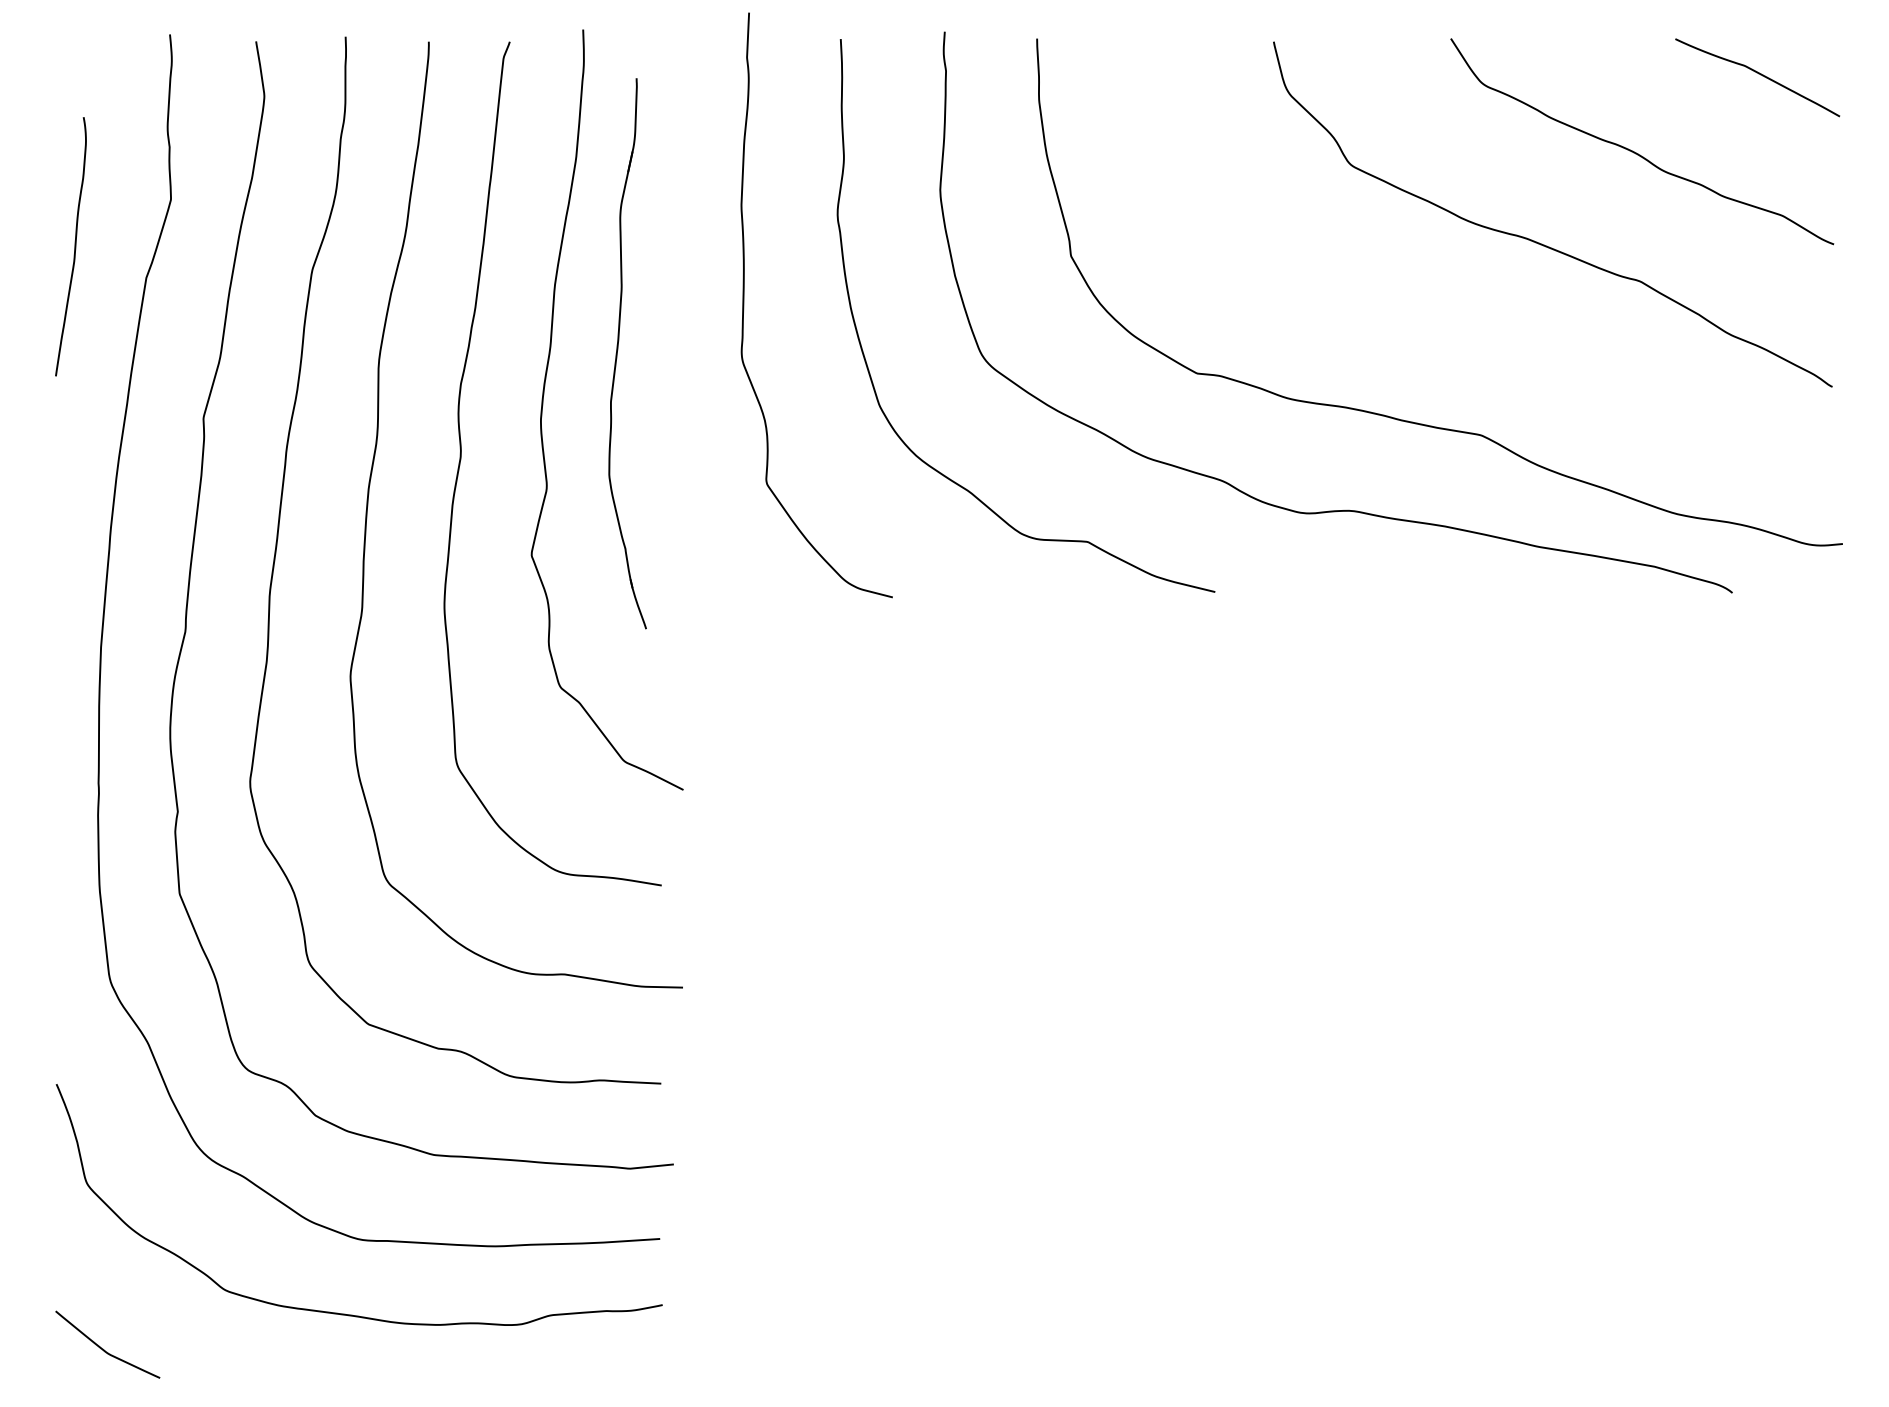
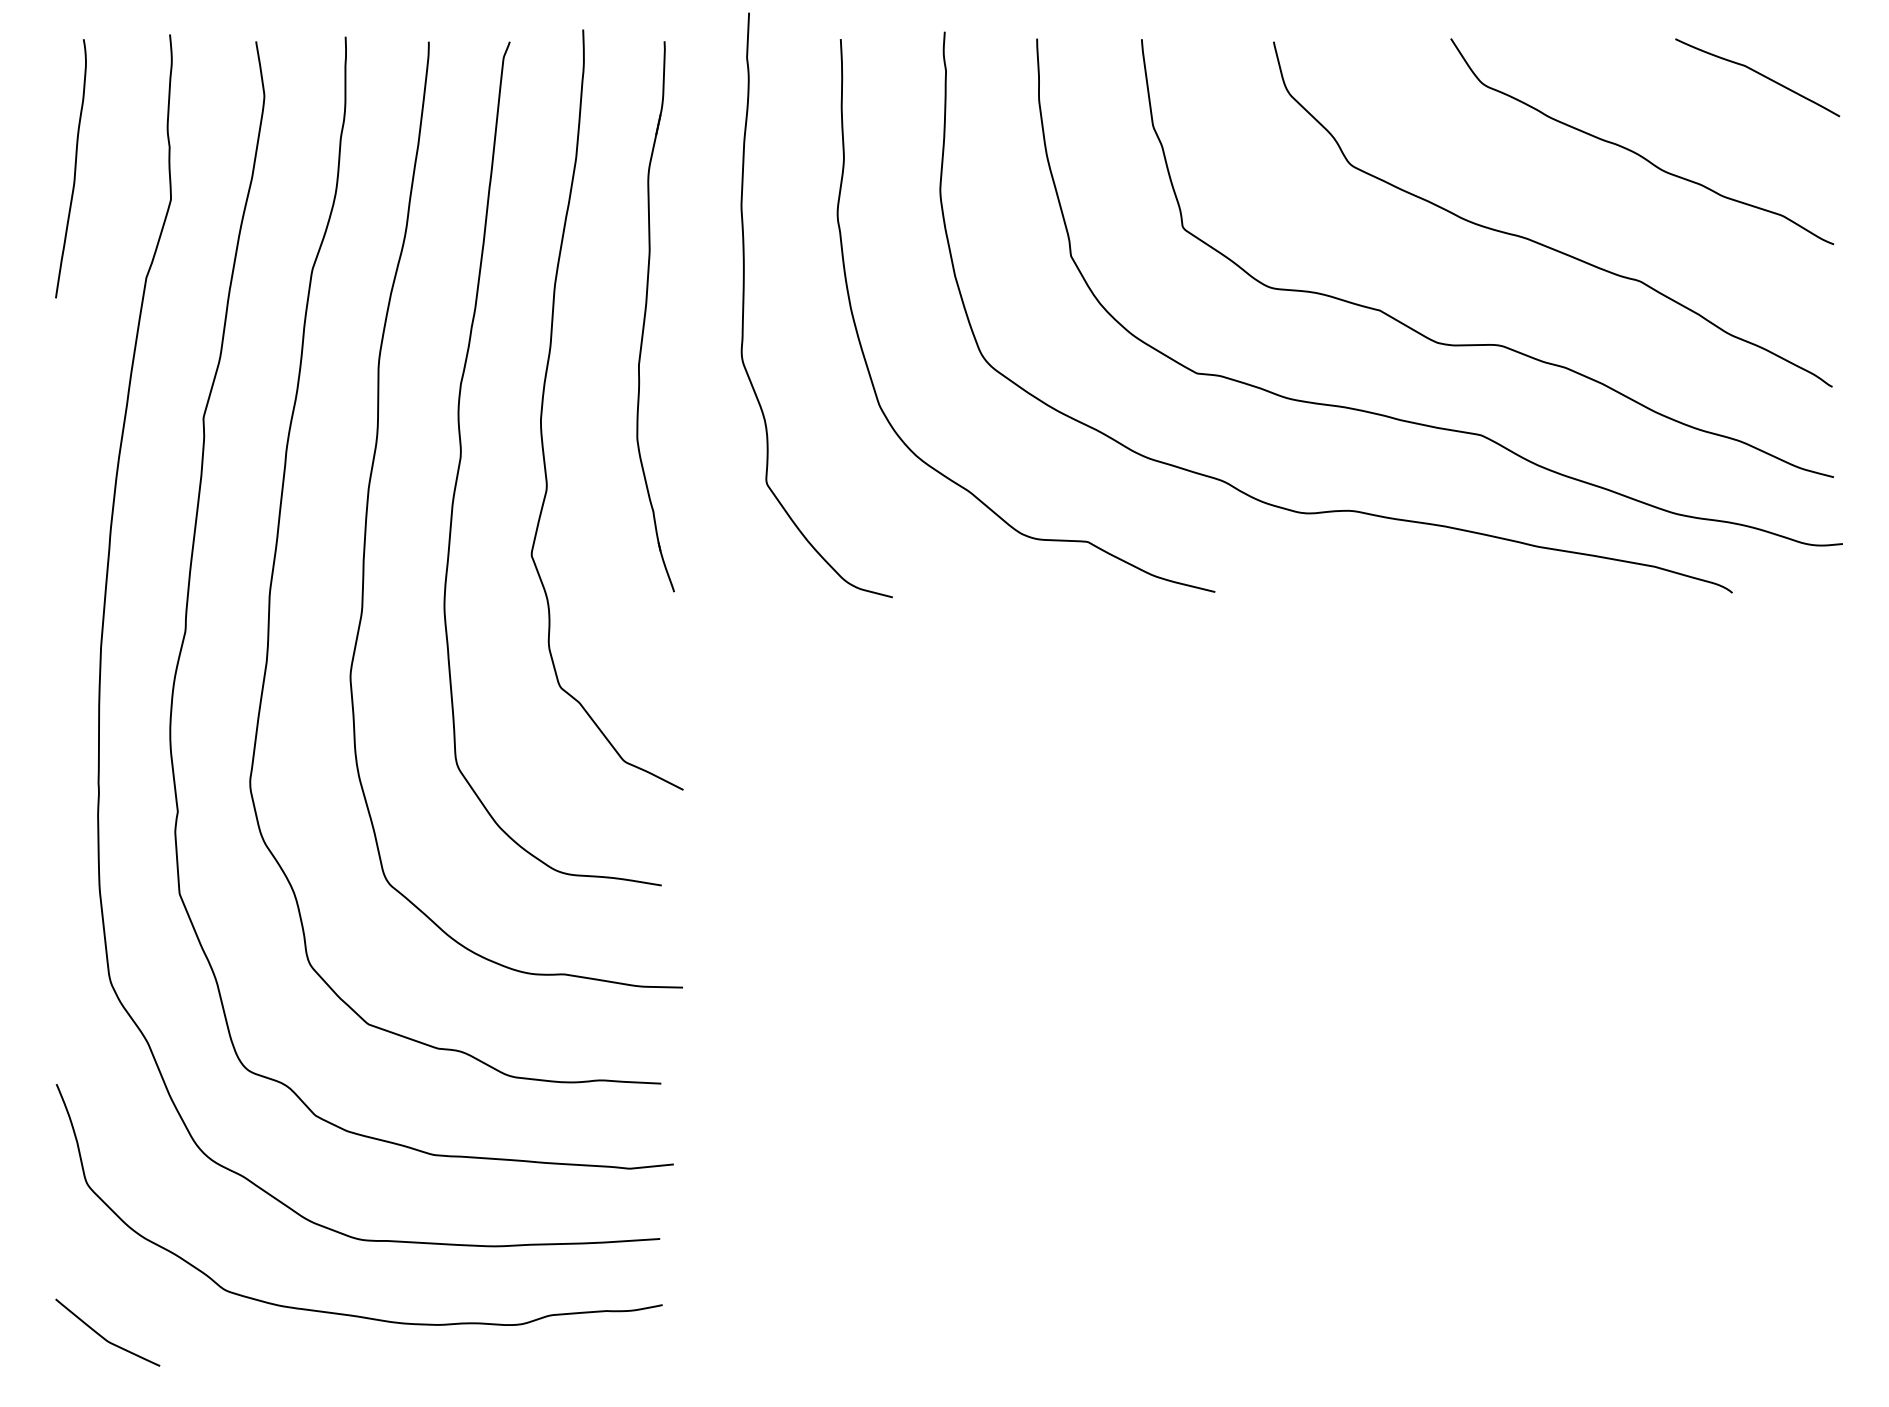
curve position: (74, 246) -> (74, 168) (74, 168)
curve: none -> present (1487, 344)
part position: (618, 350) -> (646, 313) (646, 313)
curve position: (103, 1348) -> (103, 1336) (103, 1336)
